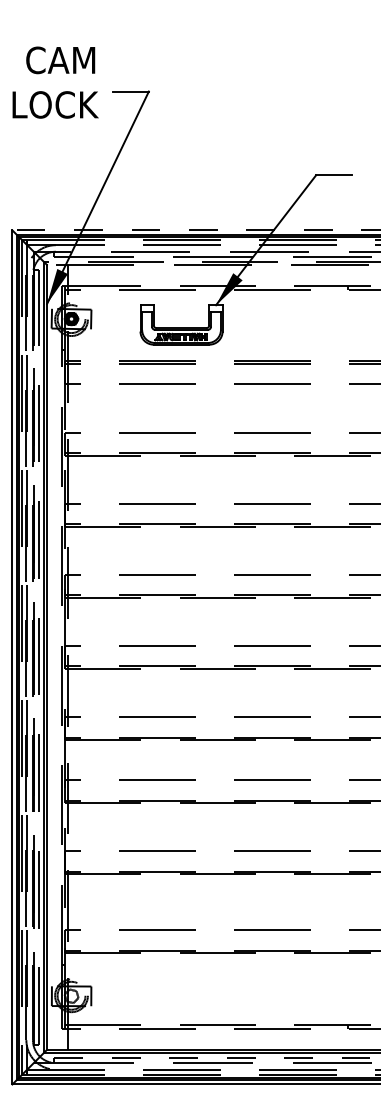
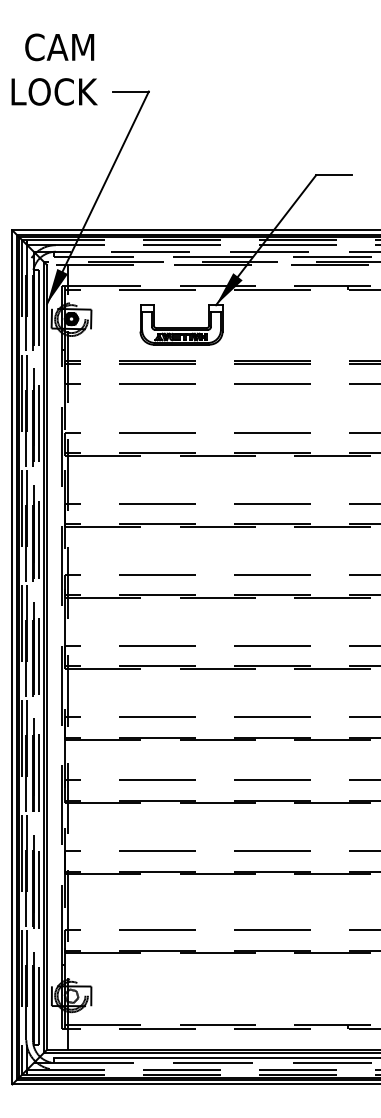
text position: (55, 82) -> (54, 69) (54, 69)
line: dashed -> solid (196, 230)
line: dashed -> solid (217, 1058)
